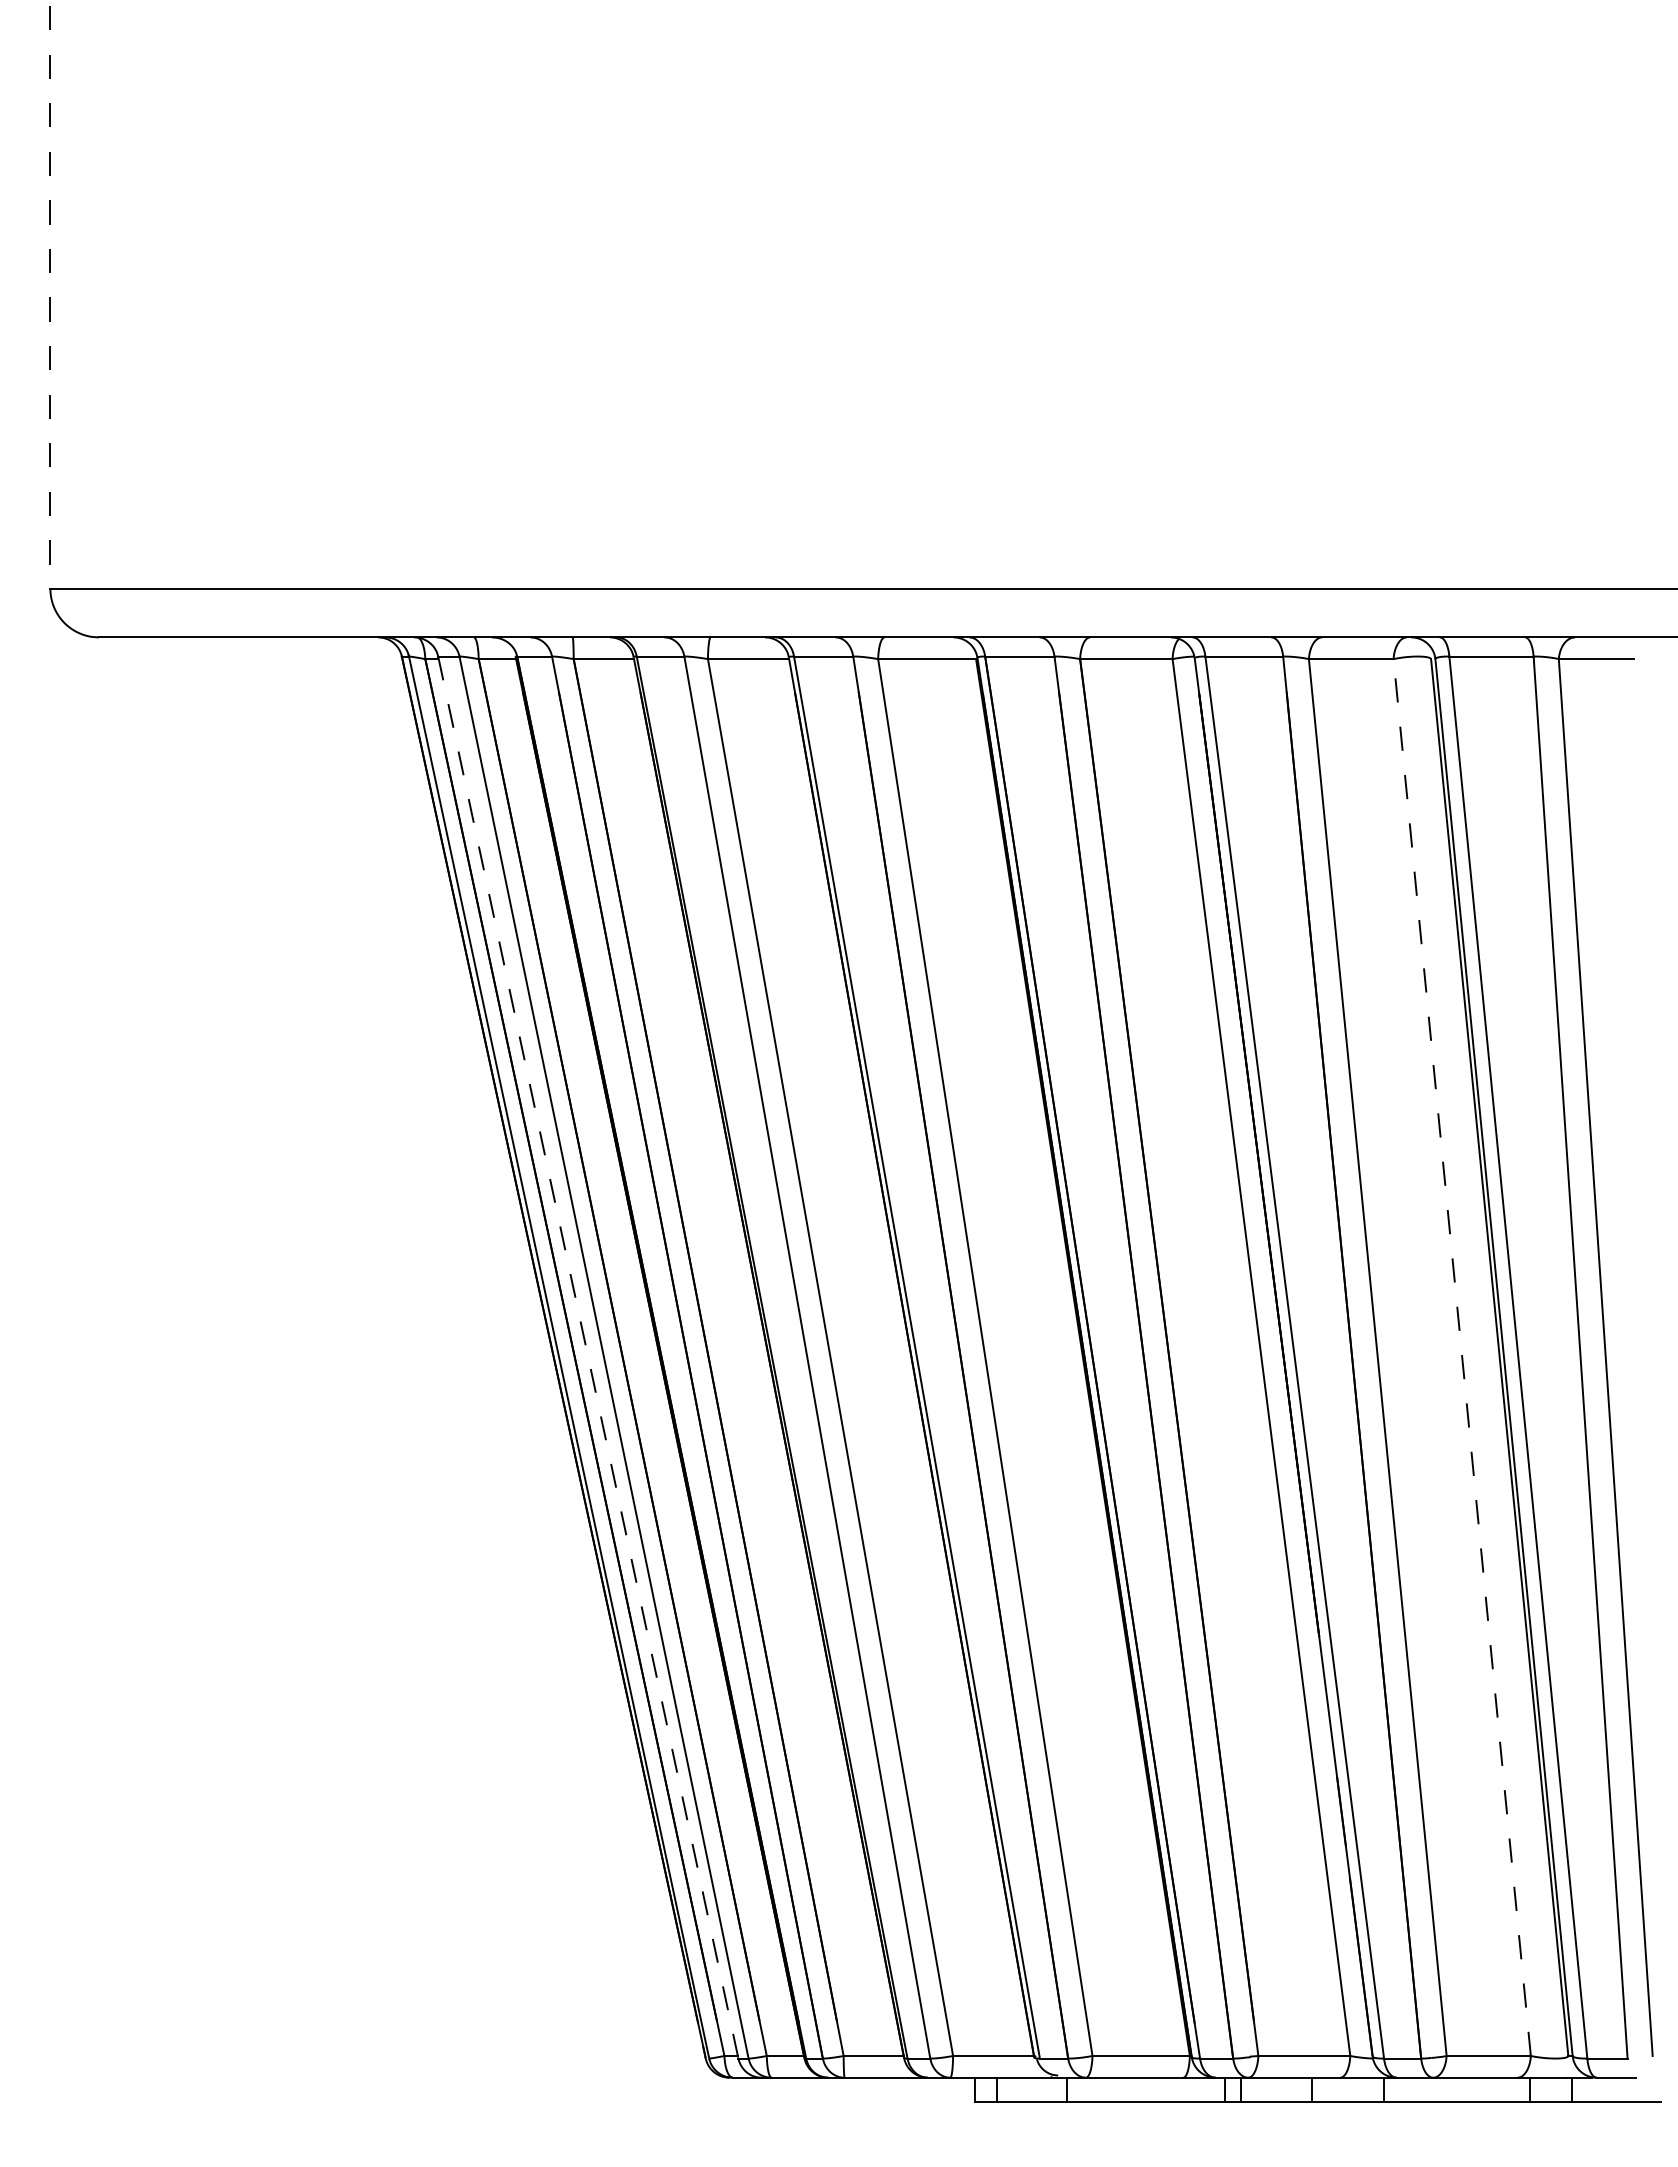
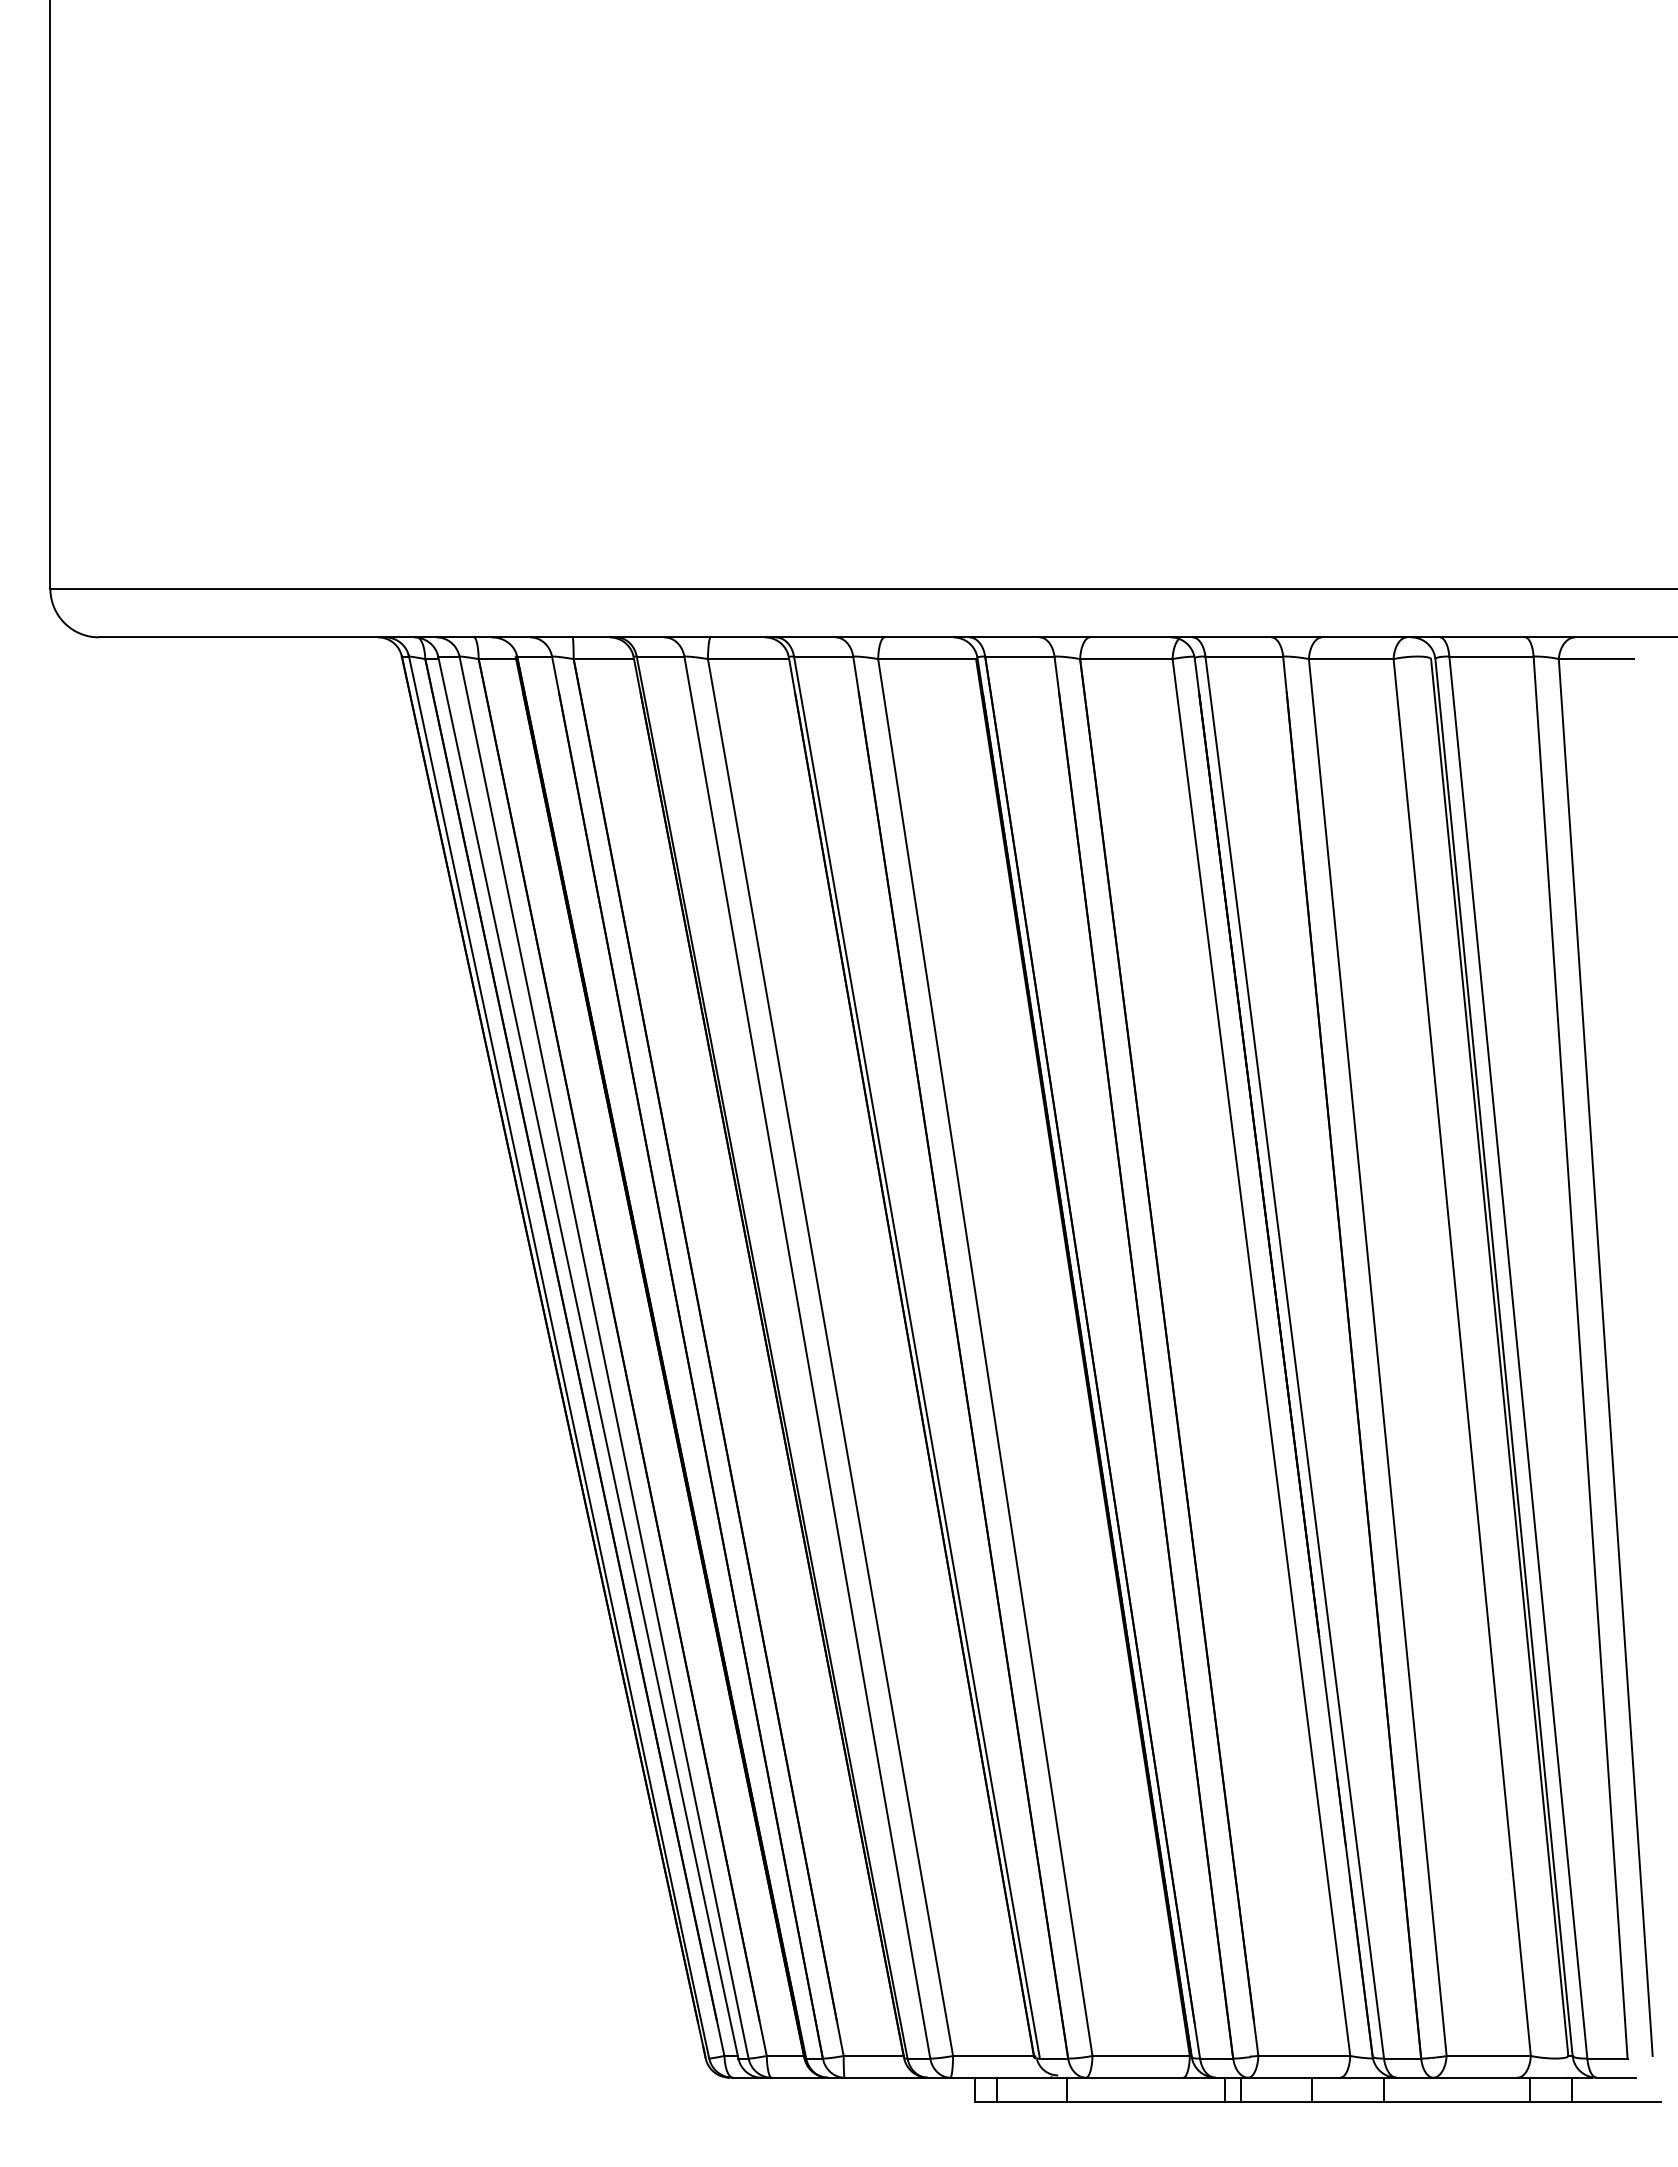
line: dashed -> solid (50, 295)
line: dashed -> solid (588, 1357)
line: dashed -> solid (1462, 1357)
